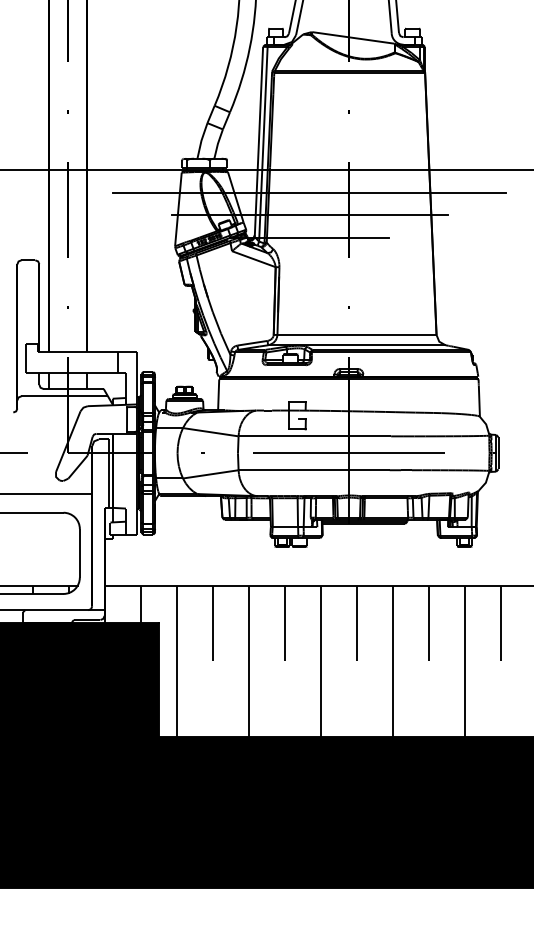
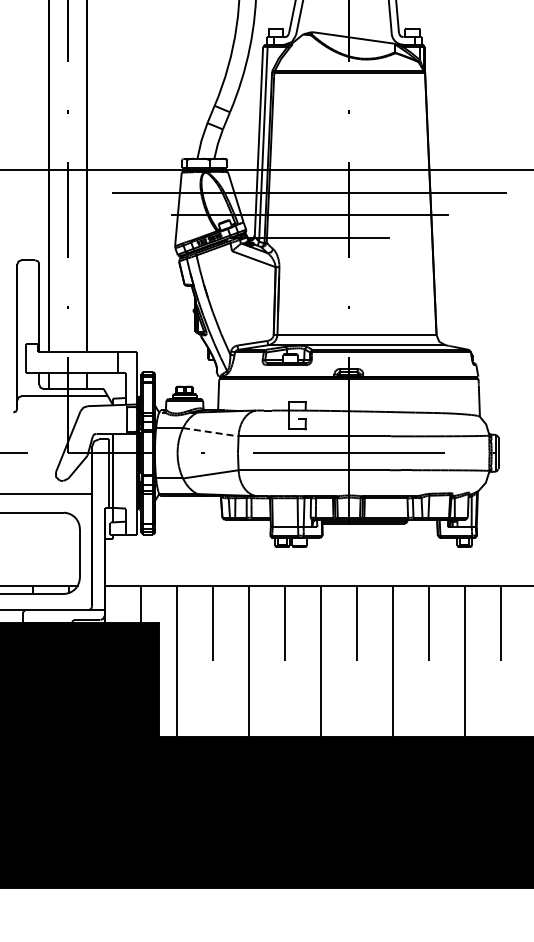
line: solid -> dashed (211, 432)
